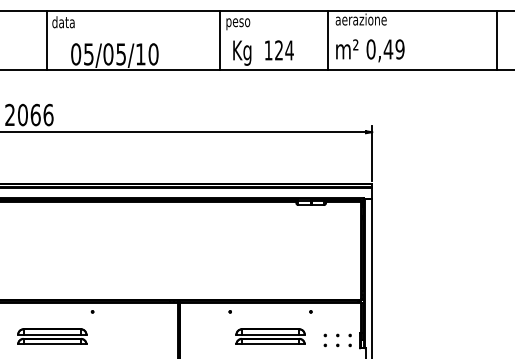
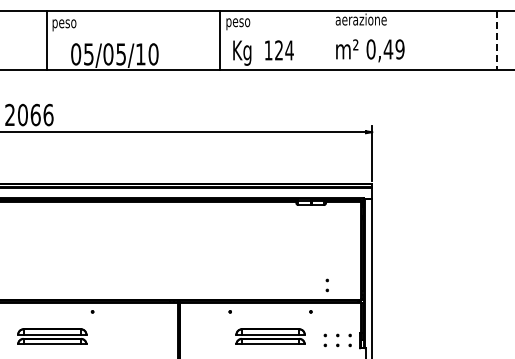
text: data -> peso (64, 23)
line: present -> none (327, 39)
line: solid -> dashed (497, 40)
part: none -> present (326, 285)
